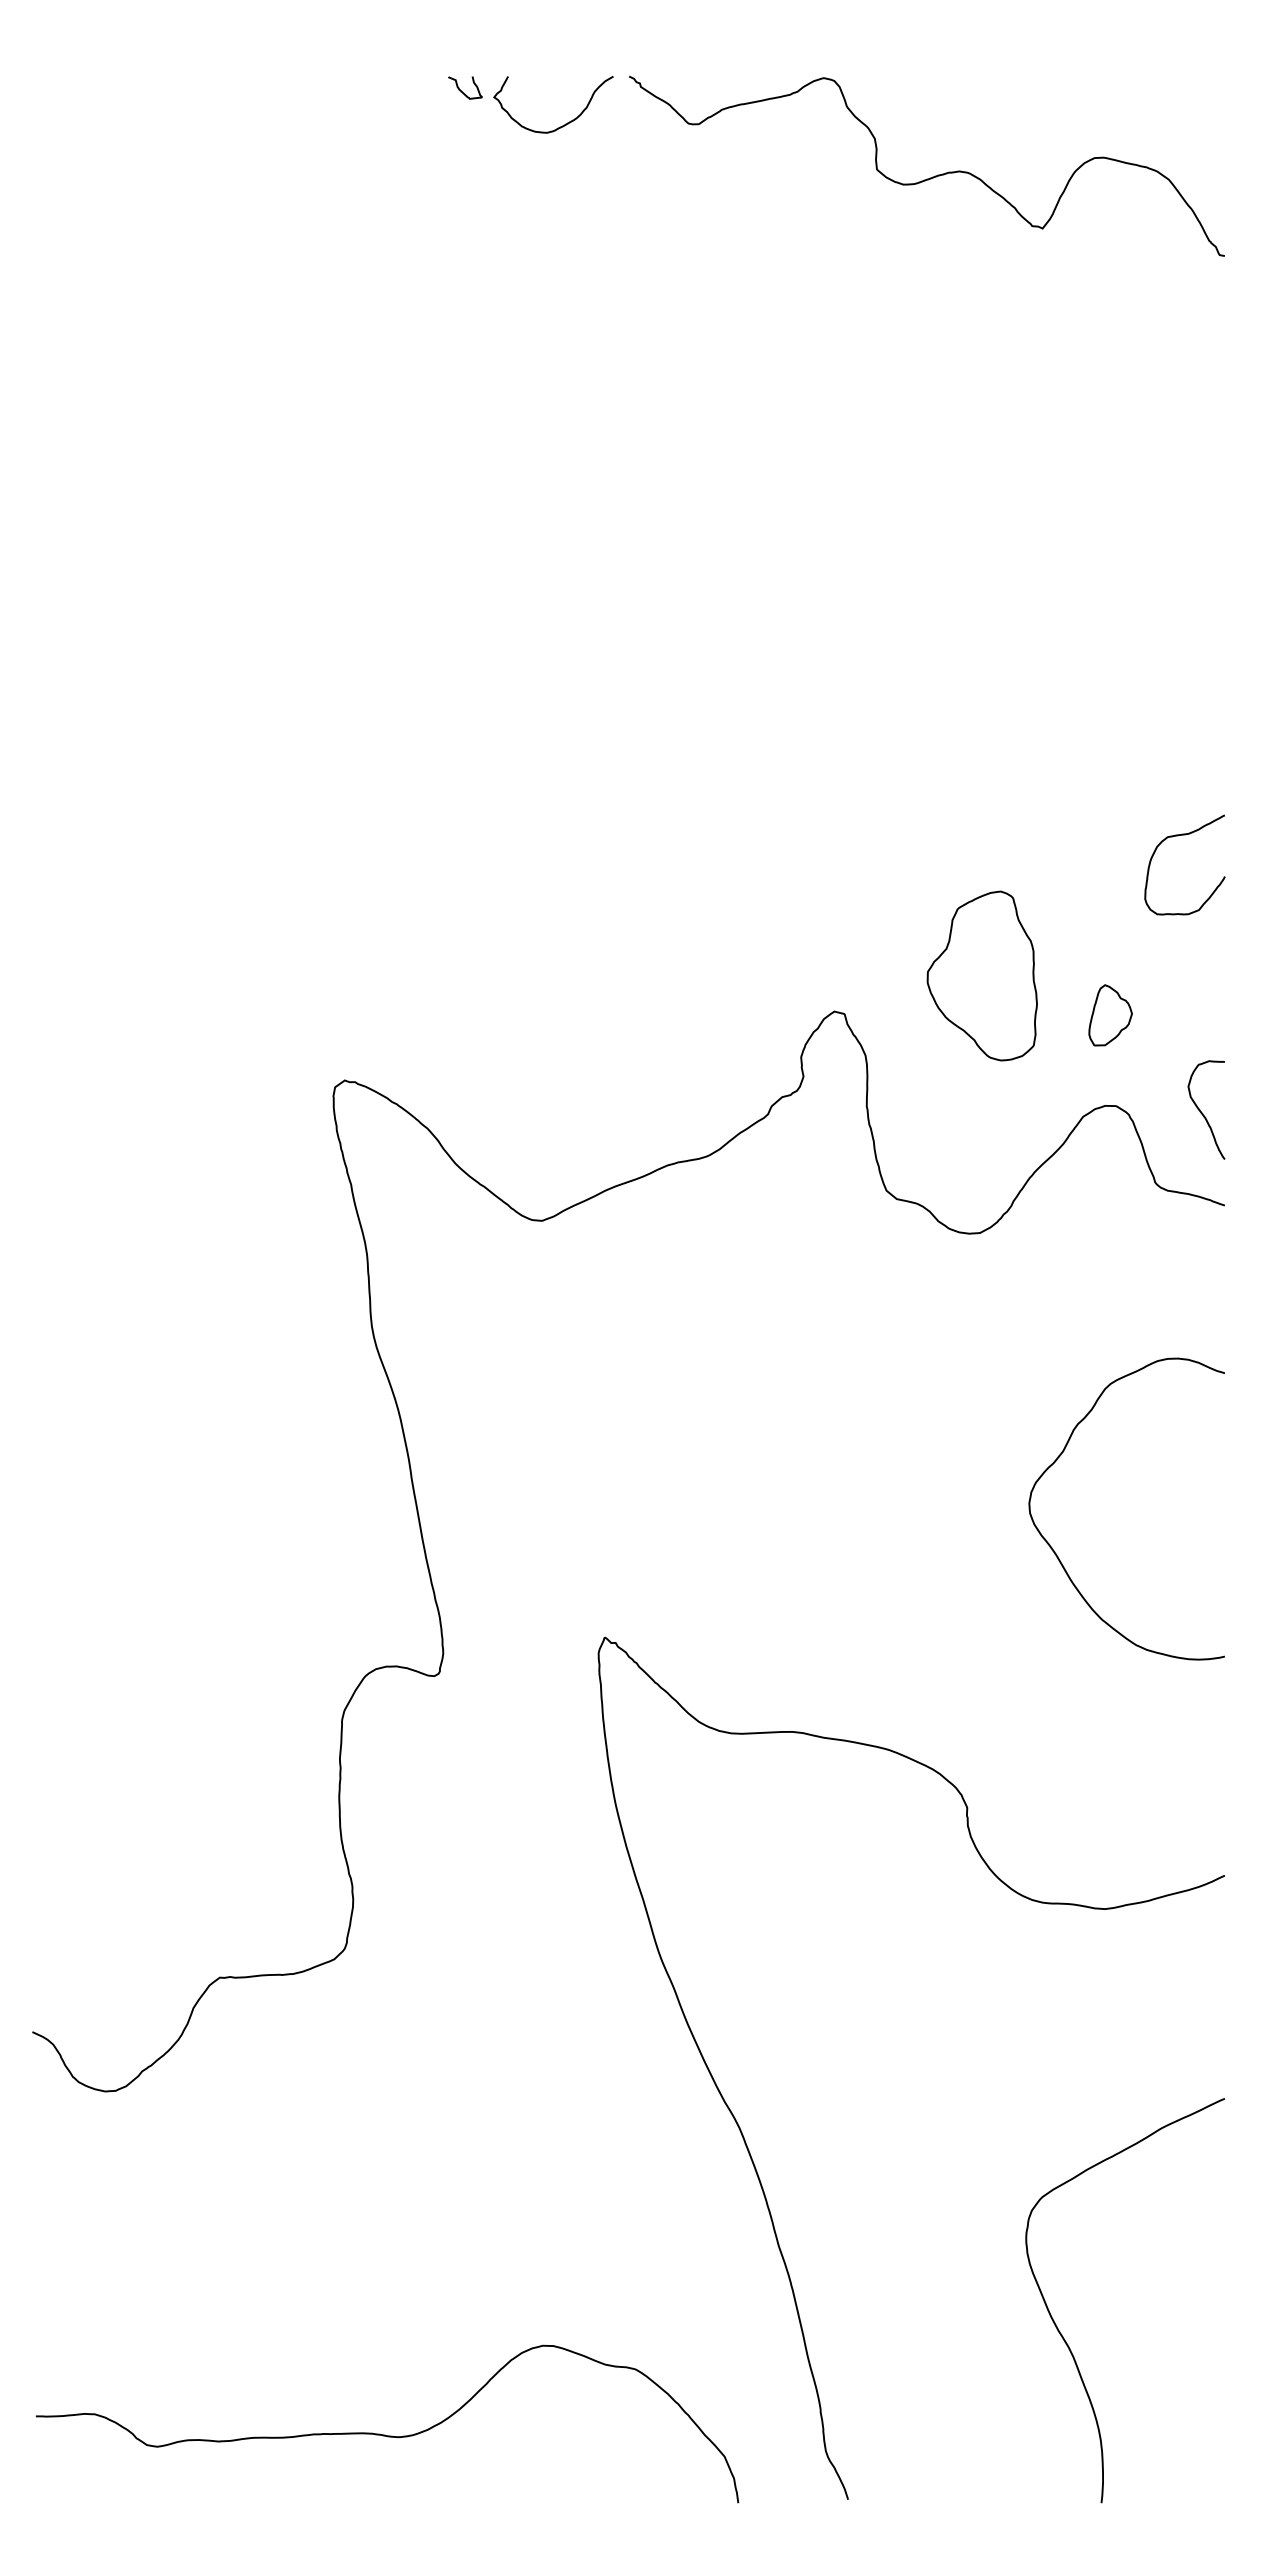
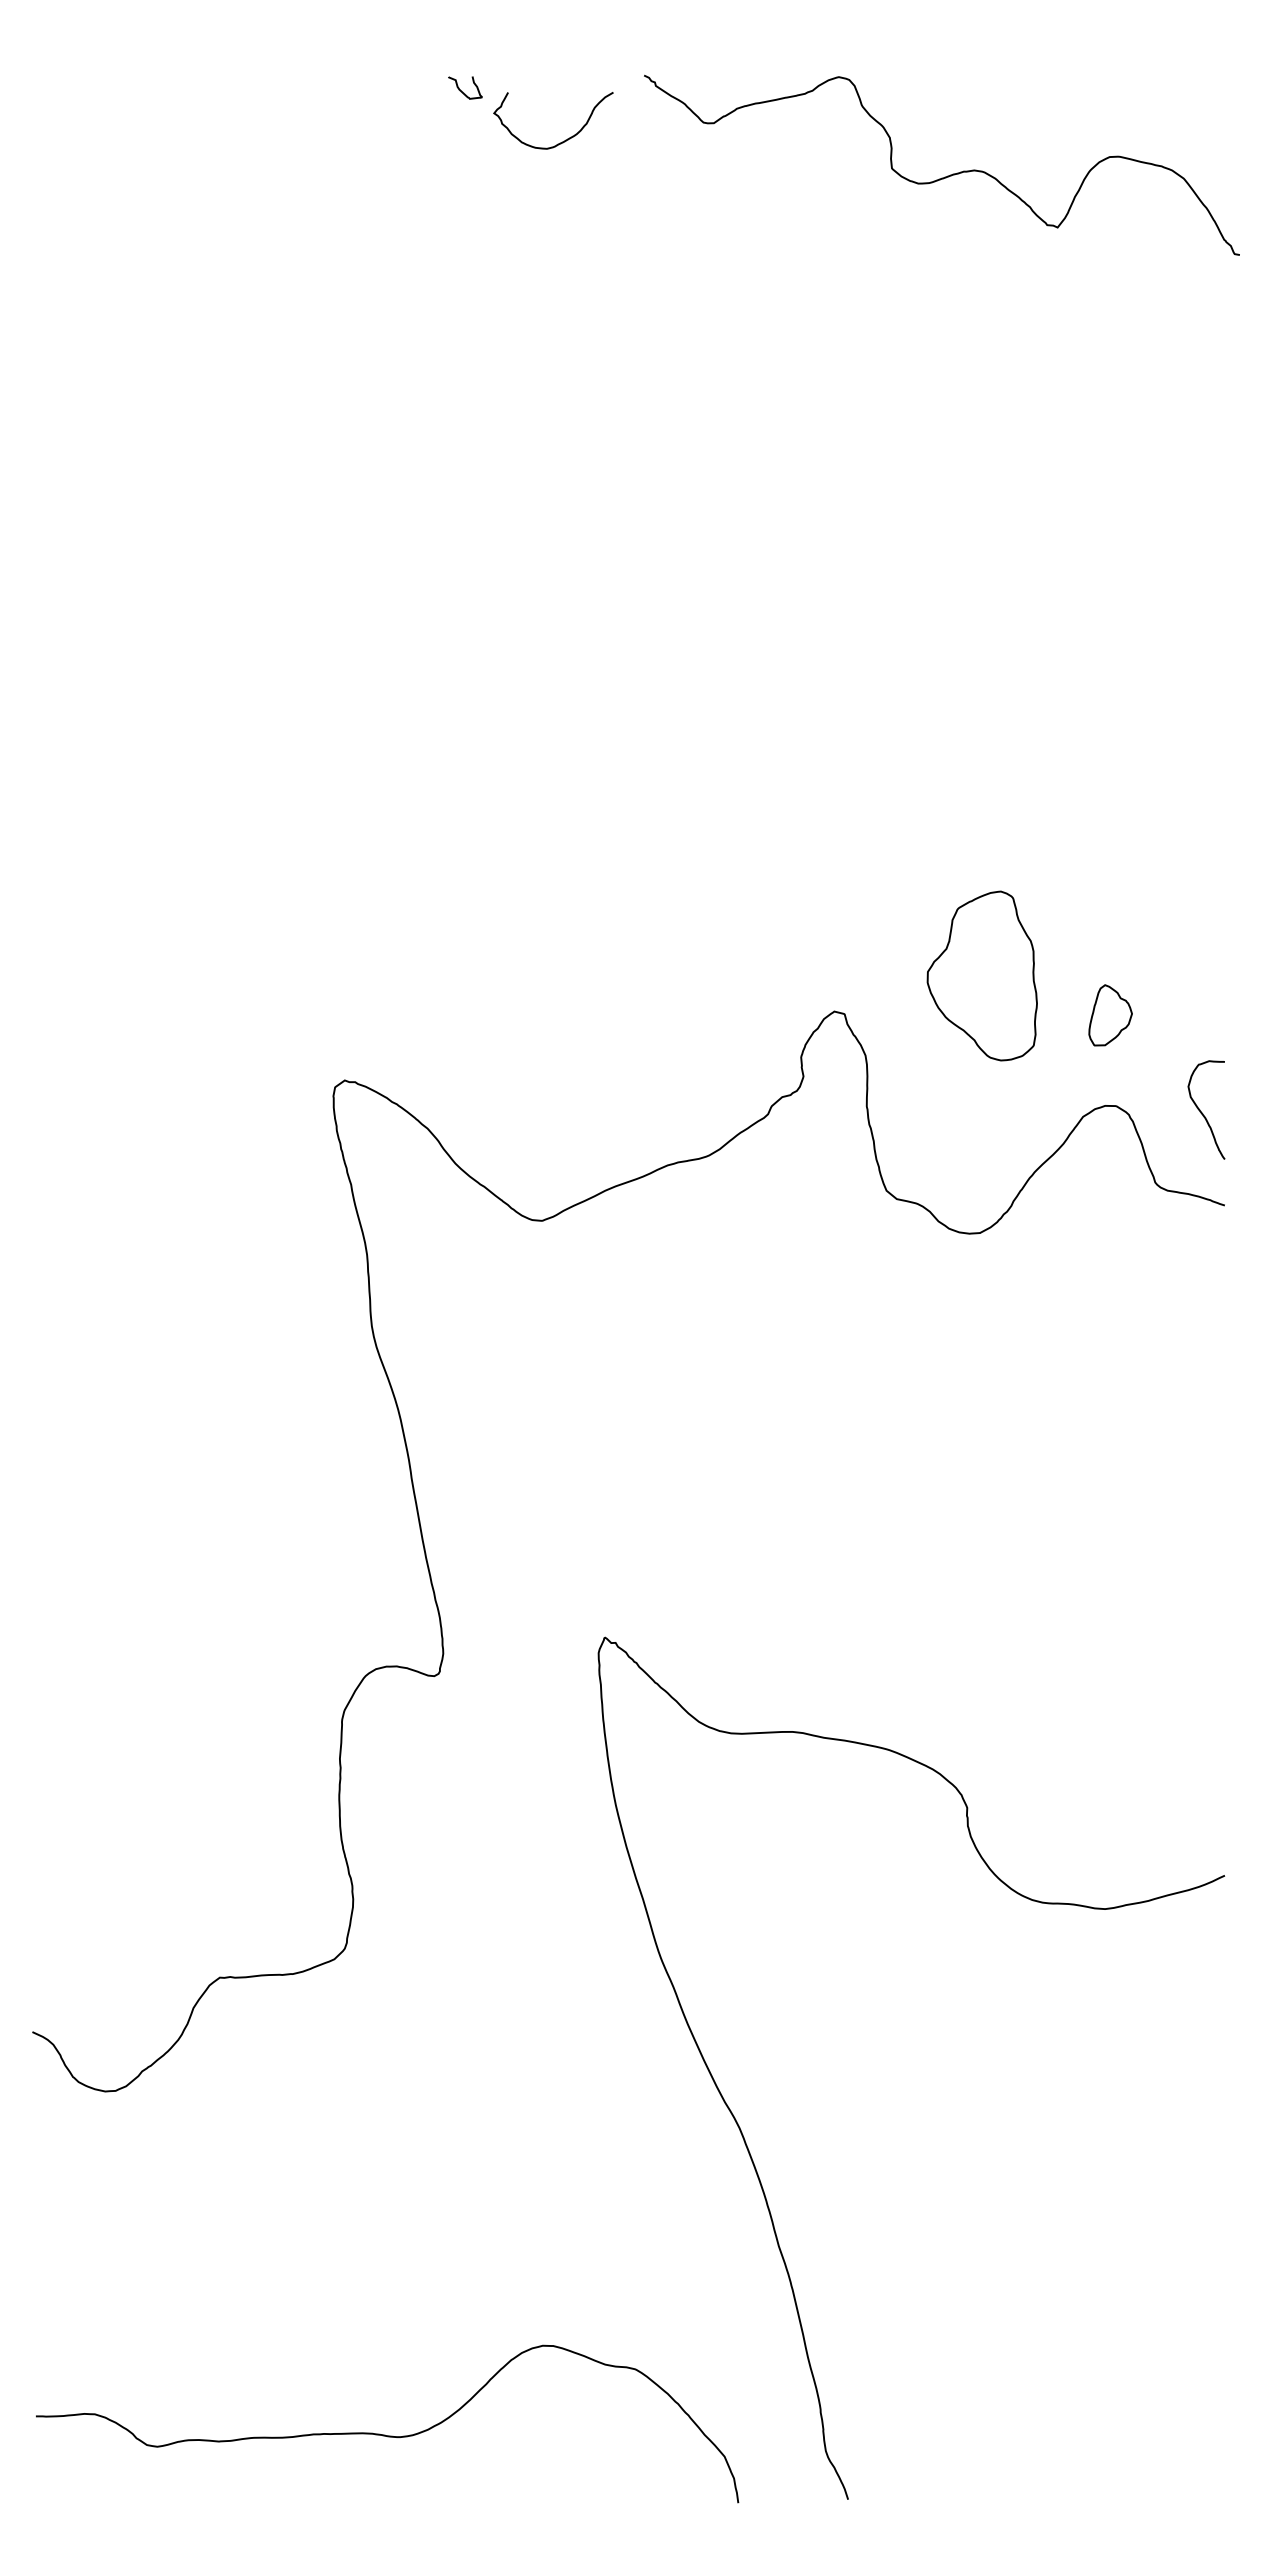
curve position: (565, 123) -> (565, 139) (565, 139)
curve position: (932, 176) -> (947, 175) (947, 175)
curve: present -> none (1178, 836)
curve: present -> none (1056, 1553)
curve: present -> none (1065, 2339)
